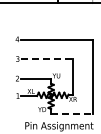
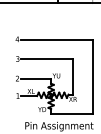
line: dashed -> solid (47, 59)
line: dashed -> solid (71, 114)
